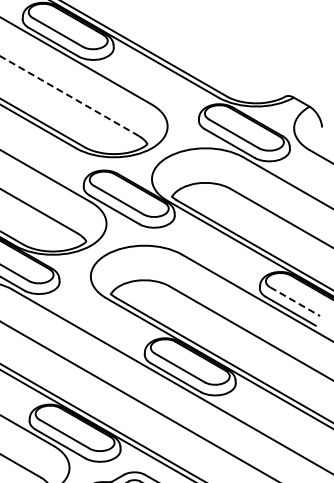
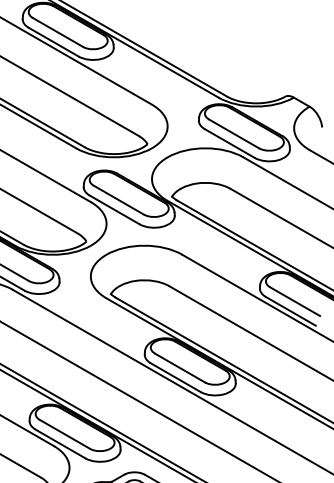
line: dashed -> solid (69, 96)
line: dashed -> solid (295, 301)
